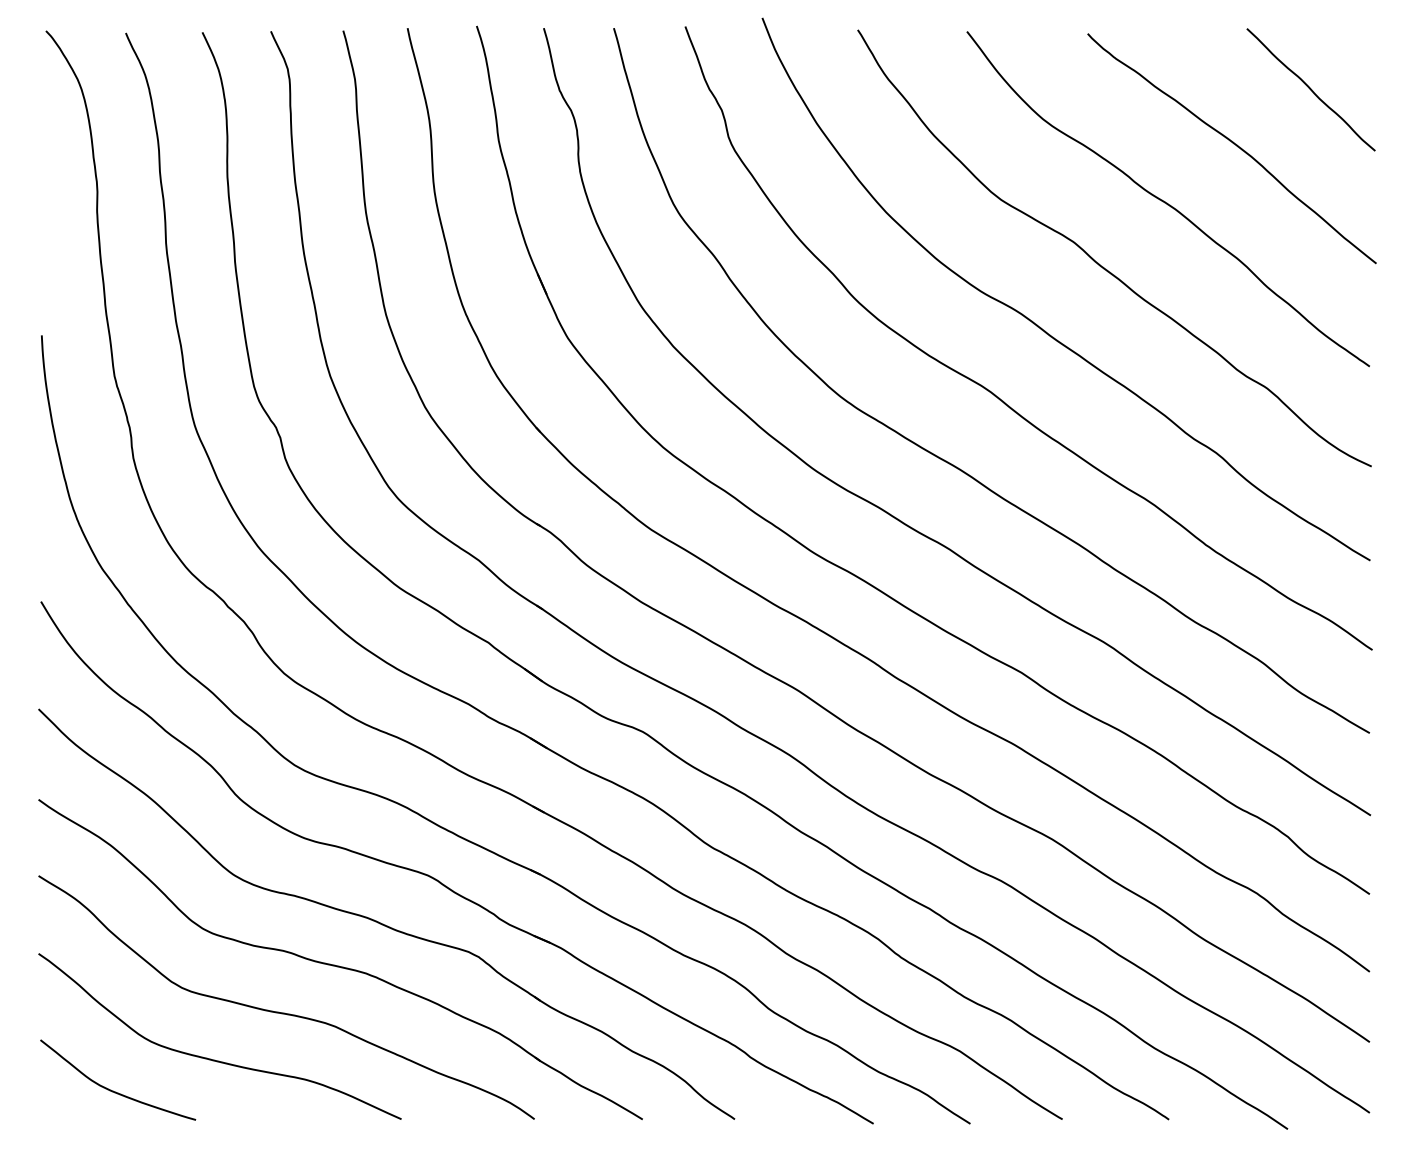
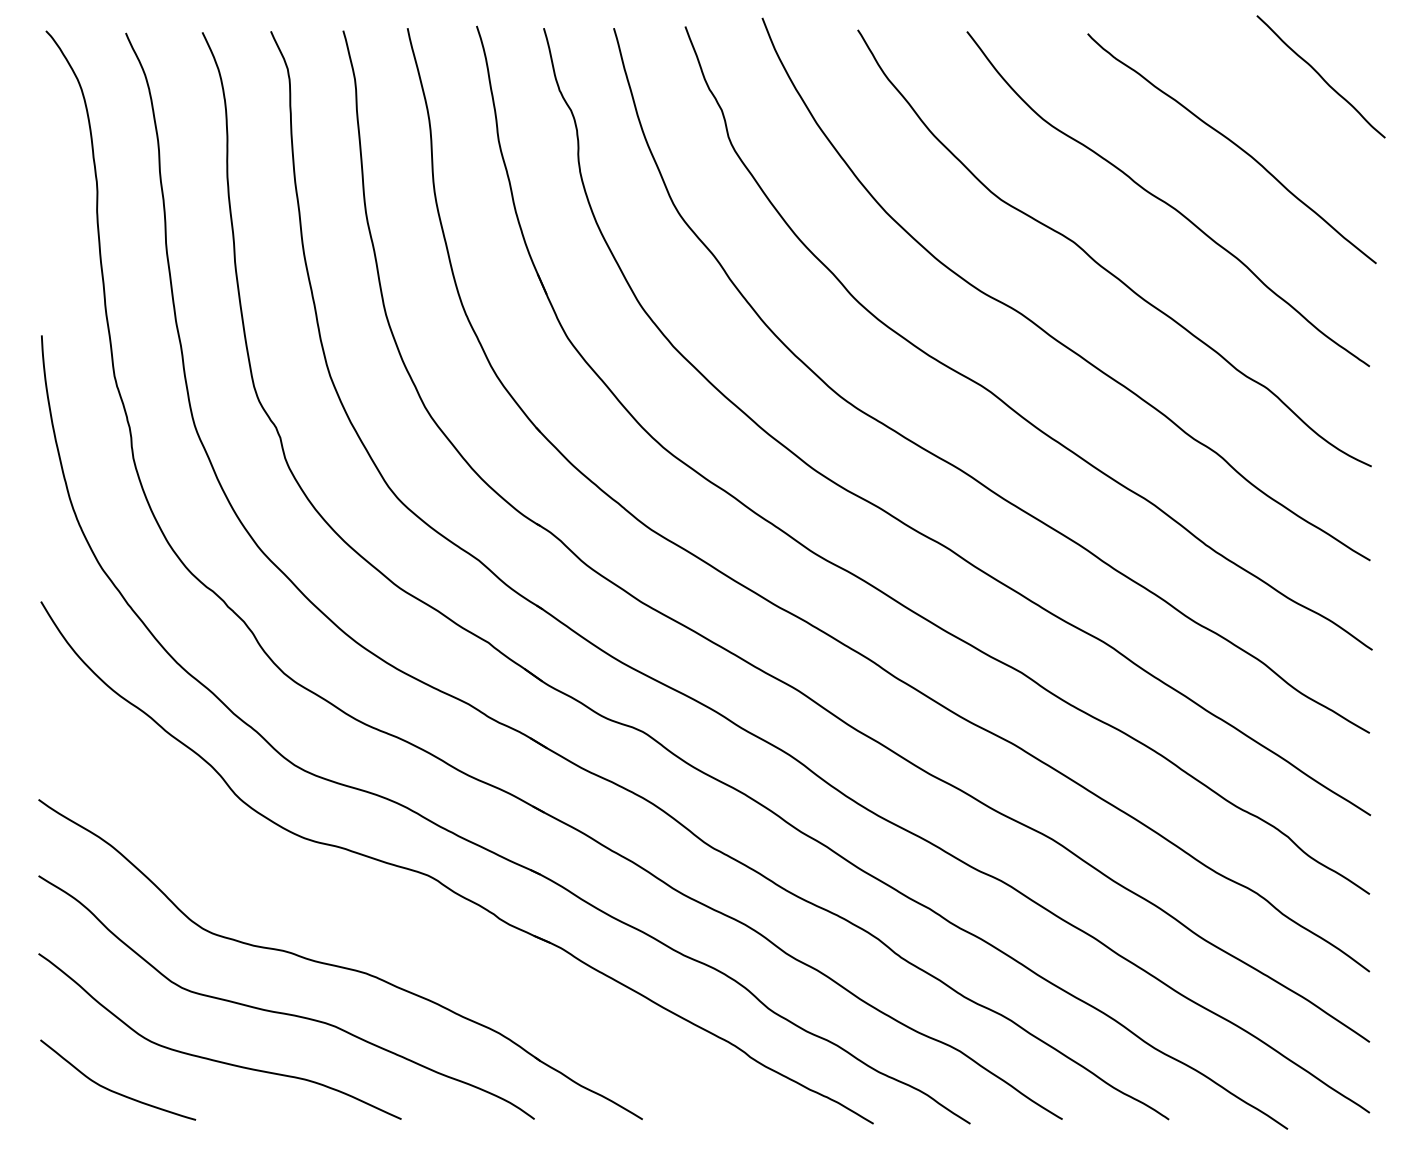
curve position: (1310, 89) -> (1320, 76) (1320, 76)
part: present -> none (383, 923)
